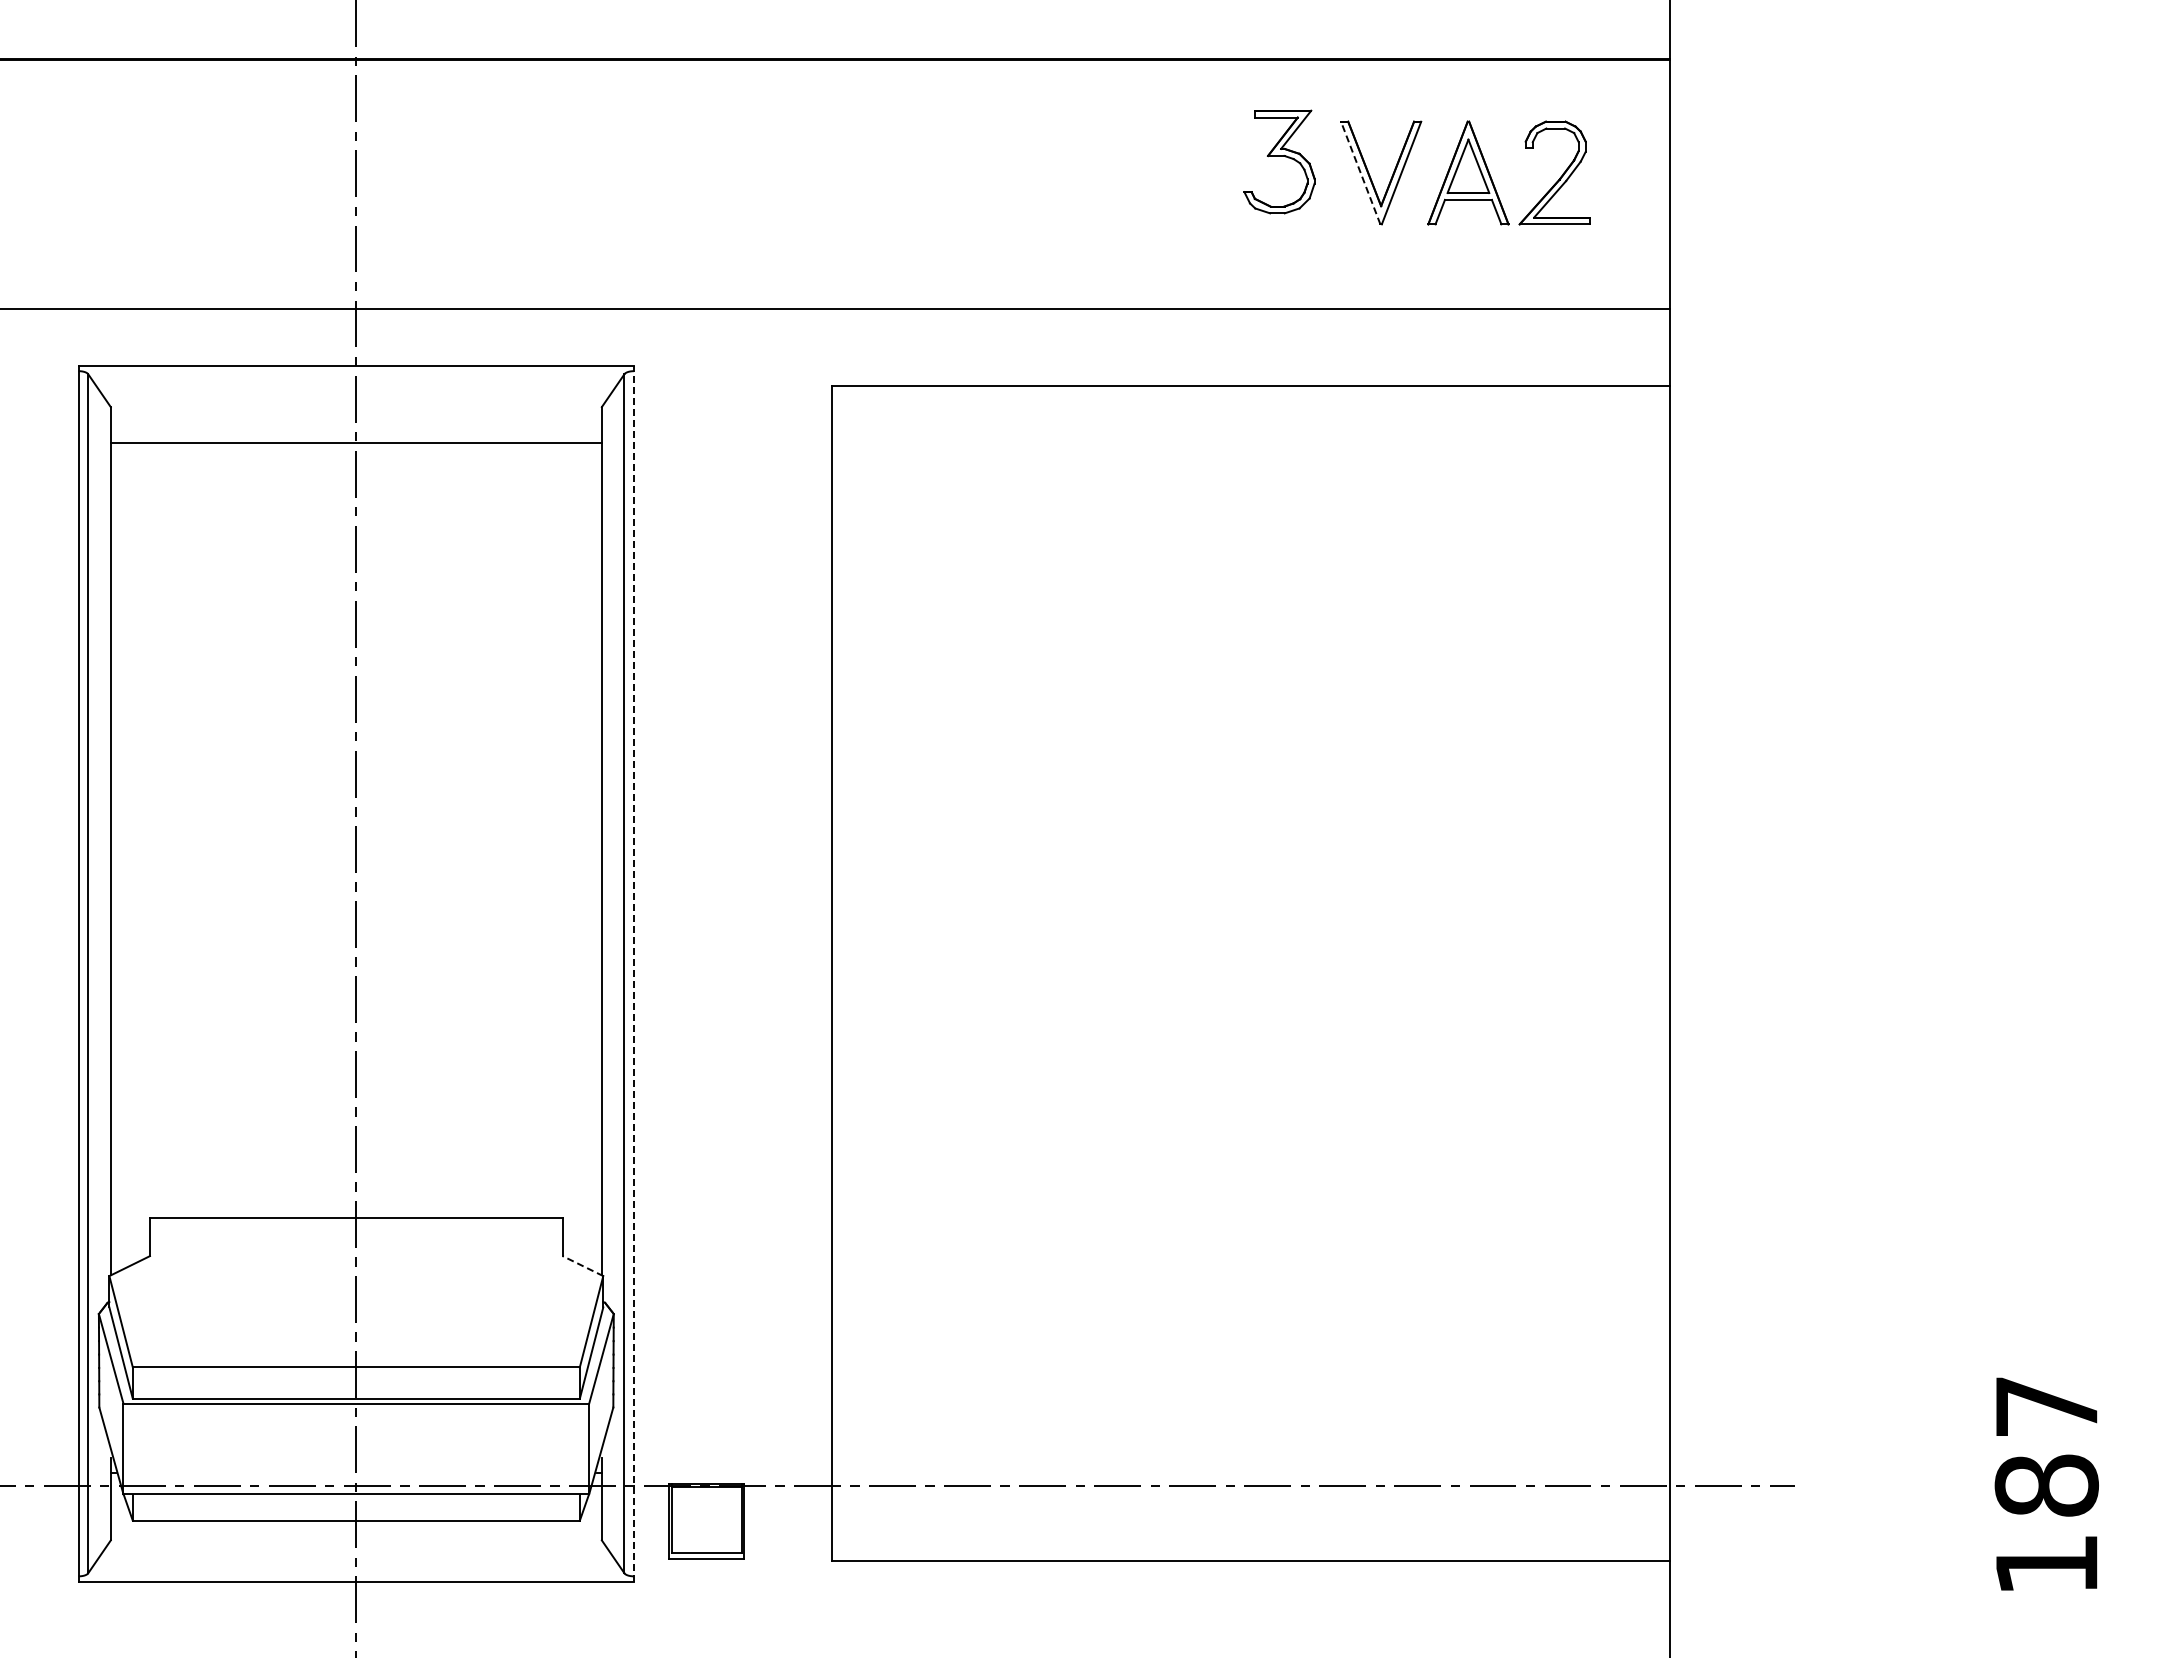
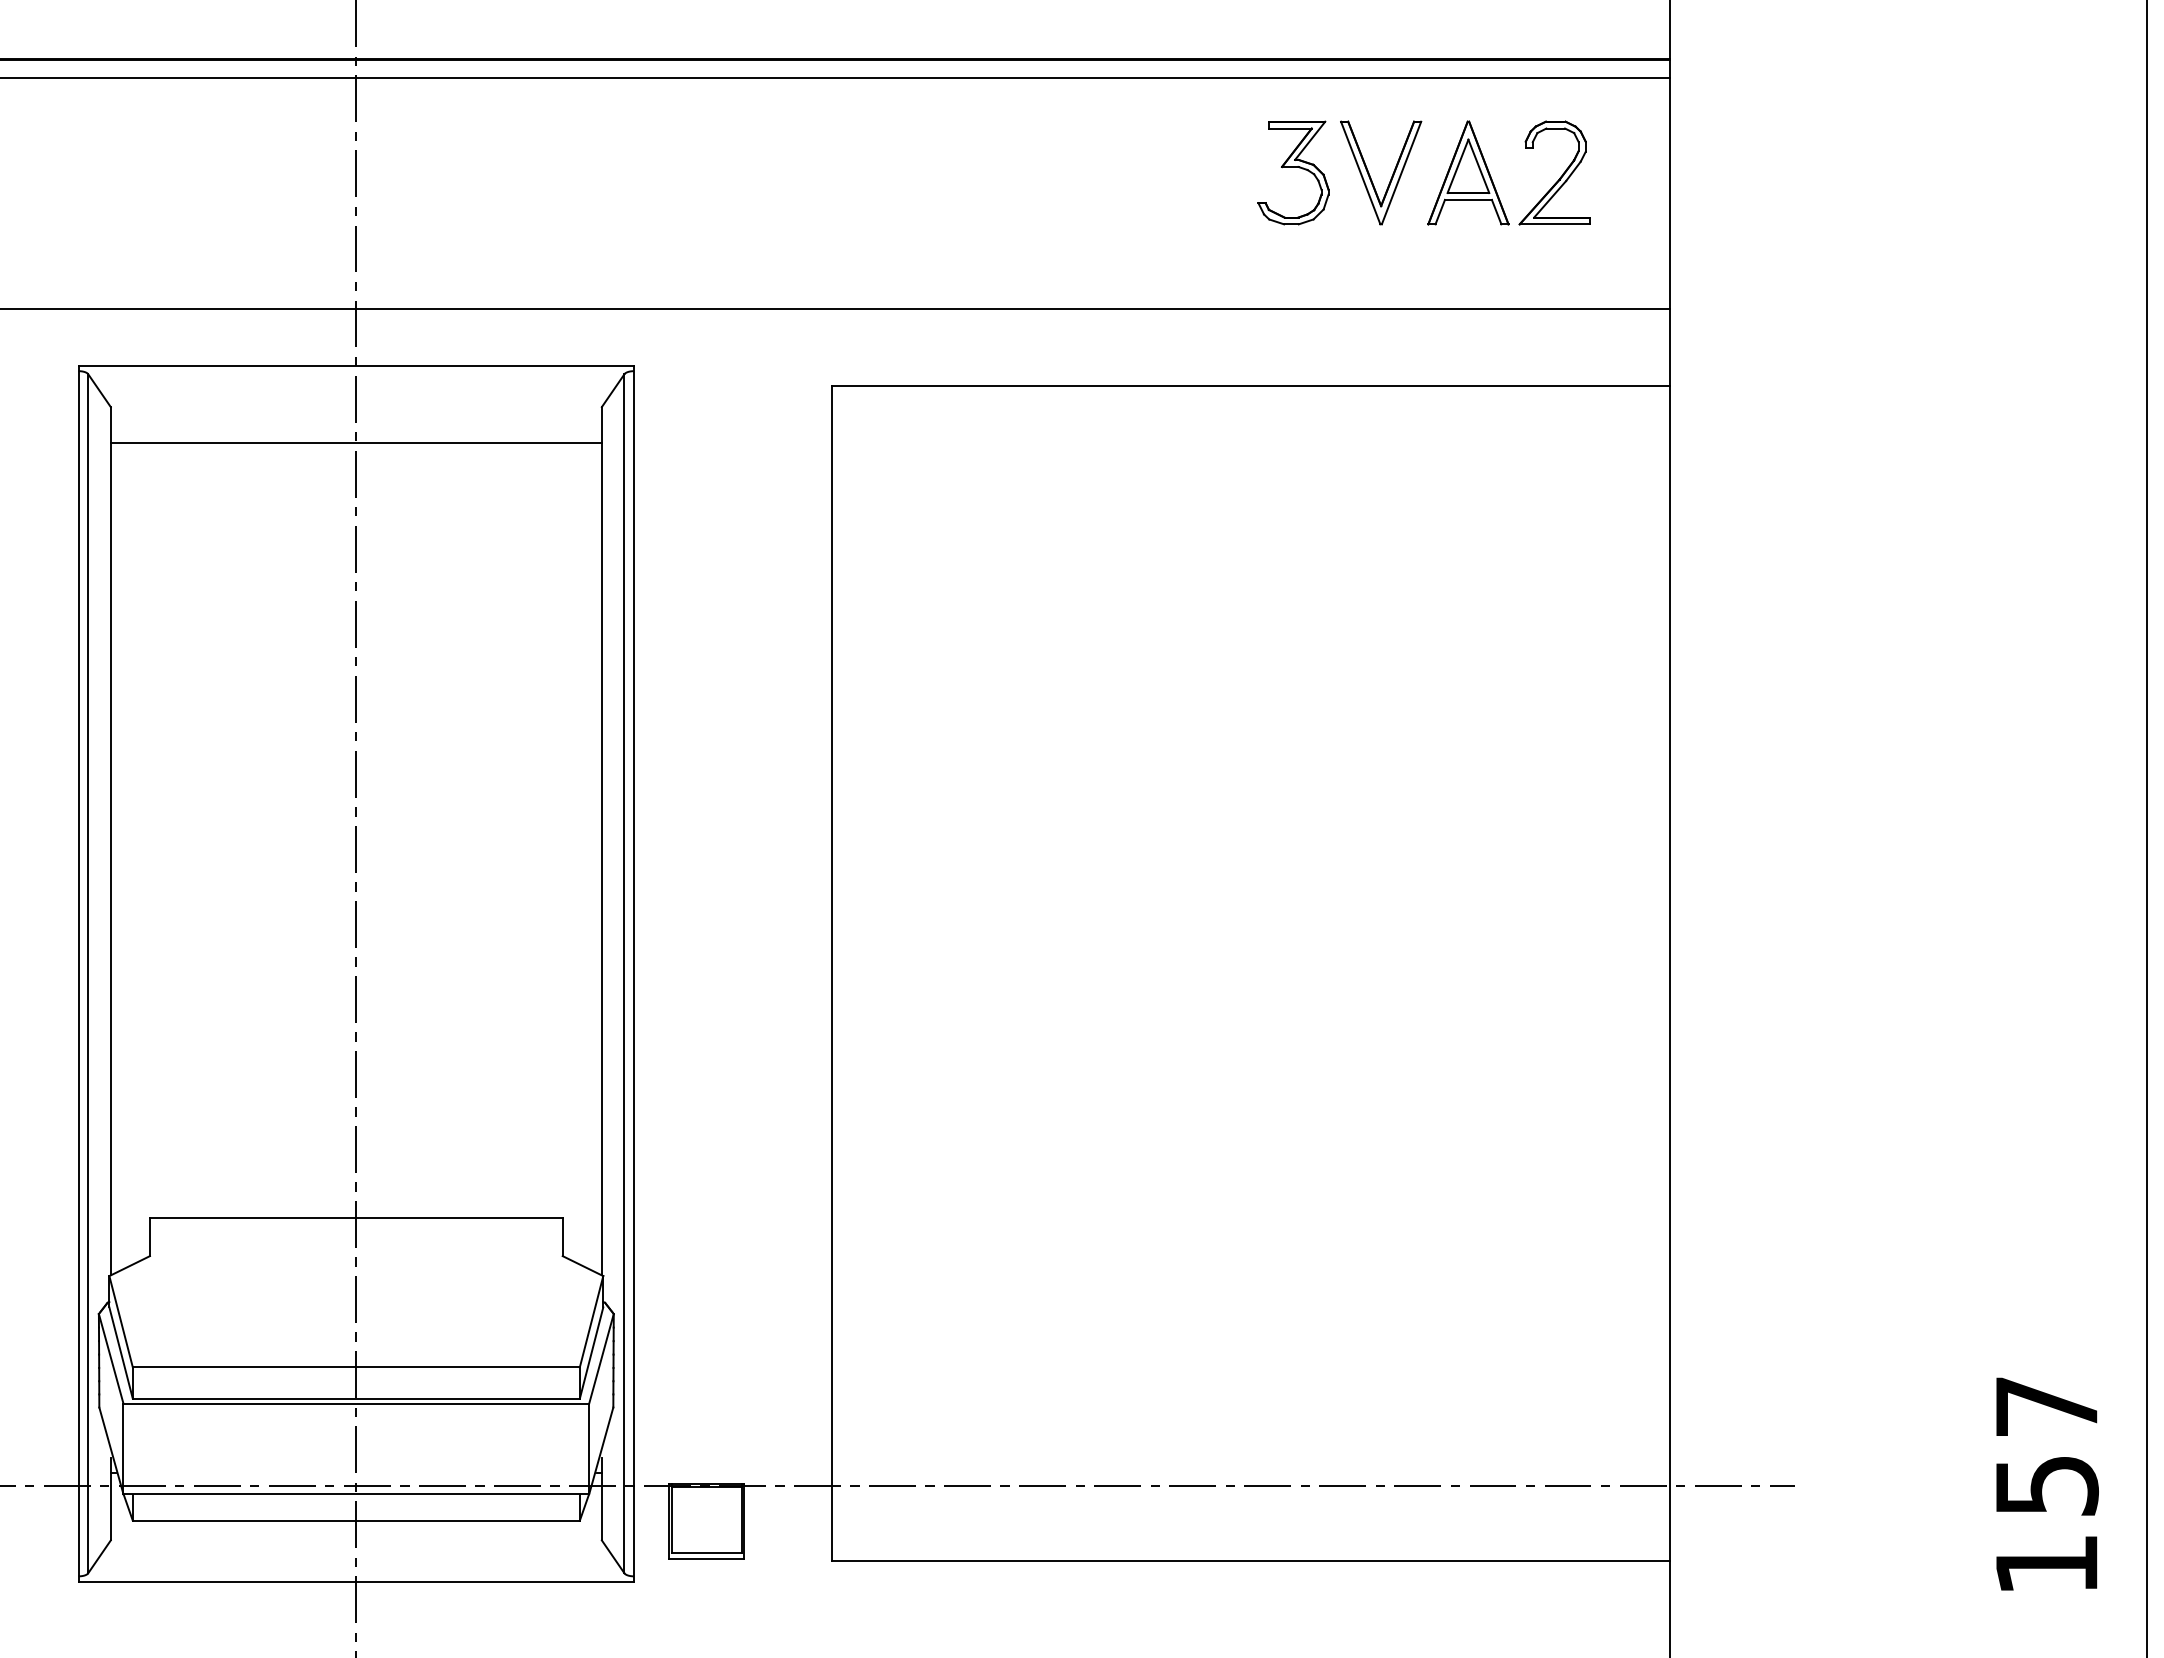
line: none -> present (835, 78)
part position: (1279, 161) -> (1293, 172) (1293, 172)
line: dashed -> solid (1360, 173)
line: none -> present (2147, 828)
line: dashed -> solid (634, 973)
line: dashed -> solid (583, 1266)
text: 187 -> 157 (2046, 1485)
